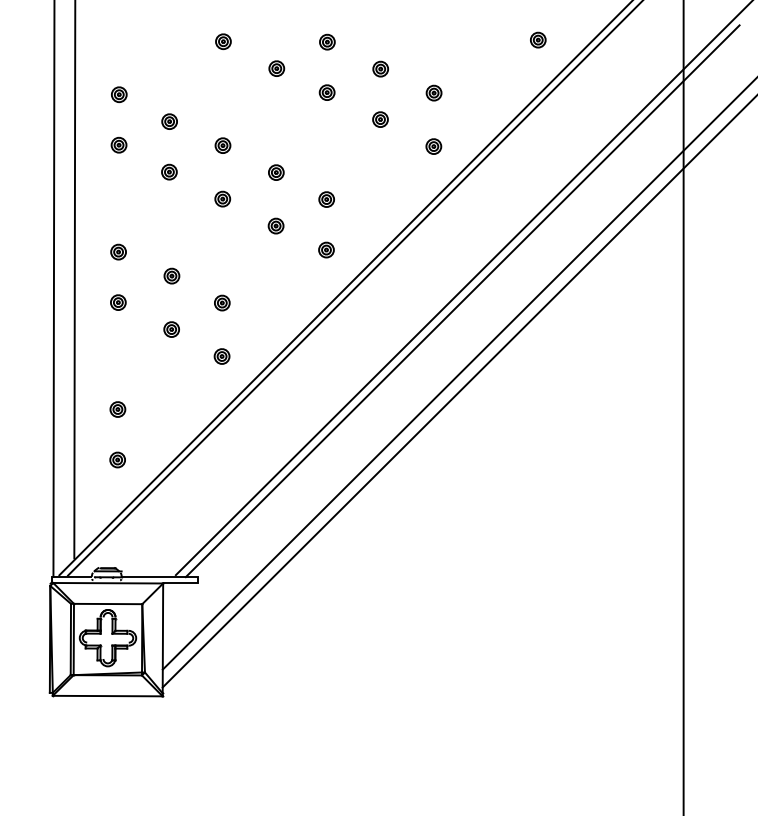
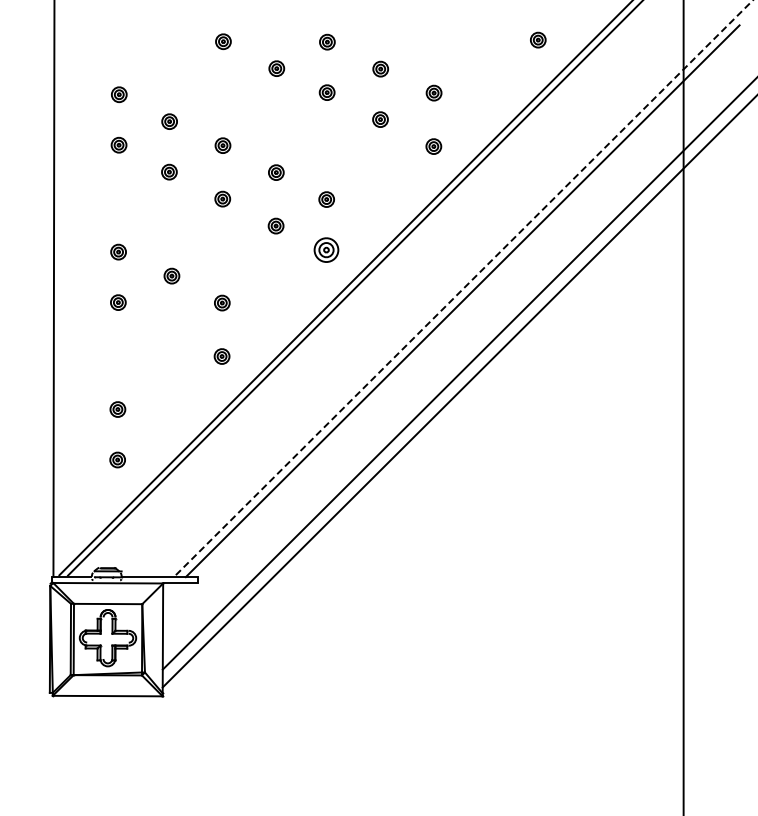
part size: 17x18 px -> 27x26 px (326, 249)
line: present -> none (74, 280)
line: solid -> dashed (464, 287)
part: present -> none (171, 329)
